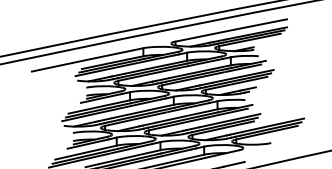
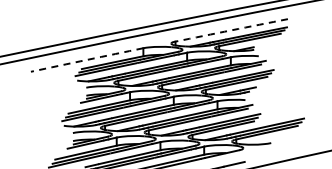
arc: solid -> dashed (231, 30)
arc: solid -> dashed (87, 59)
